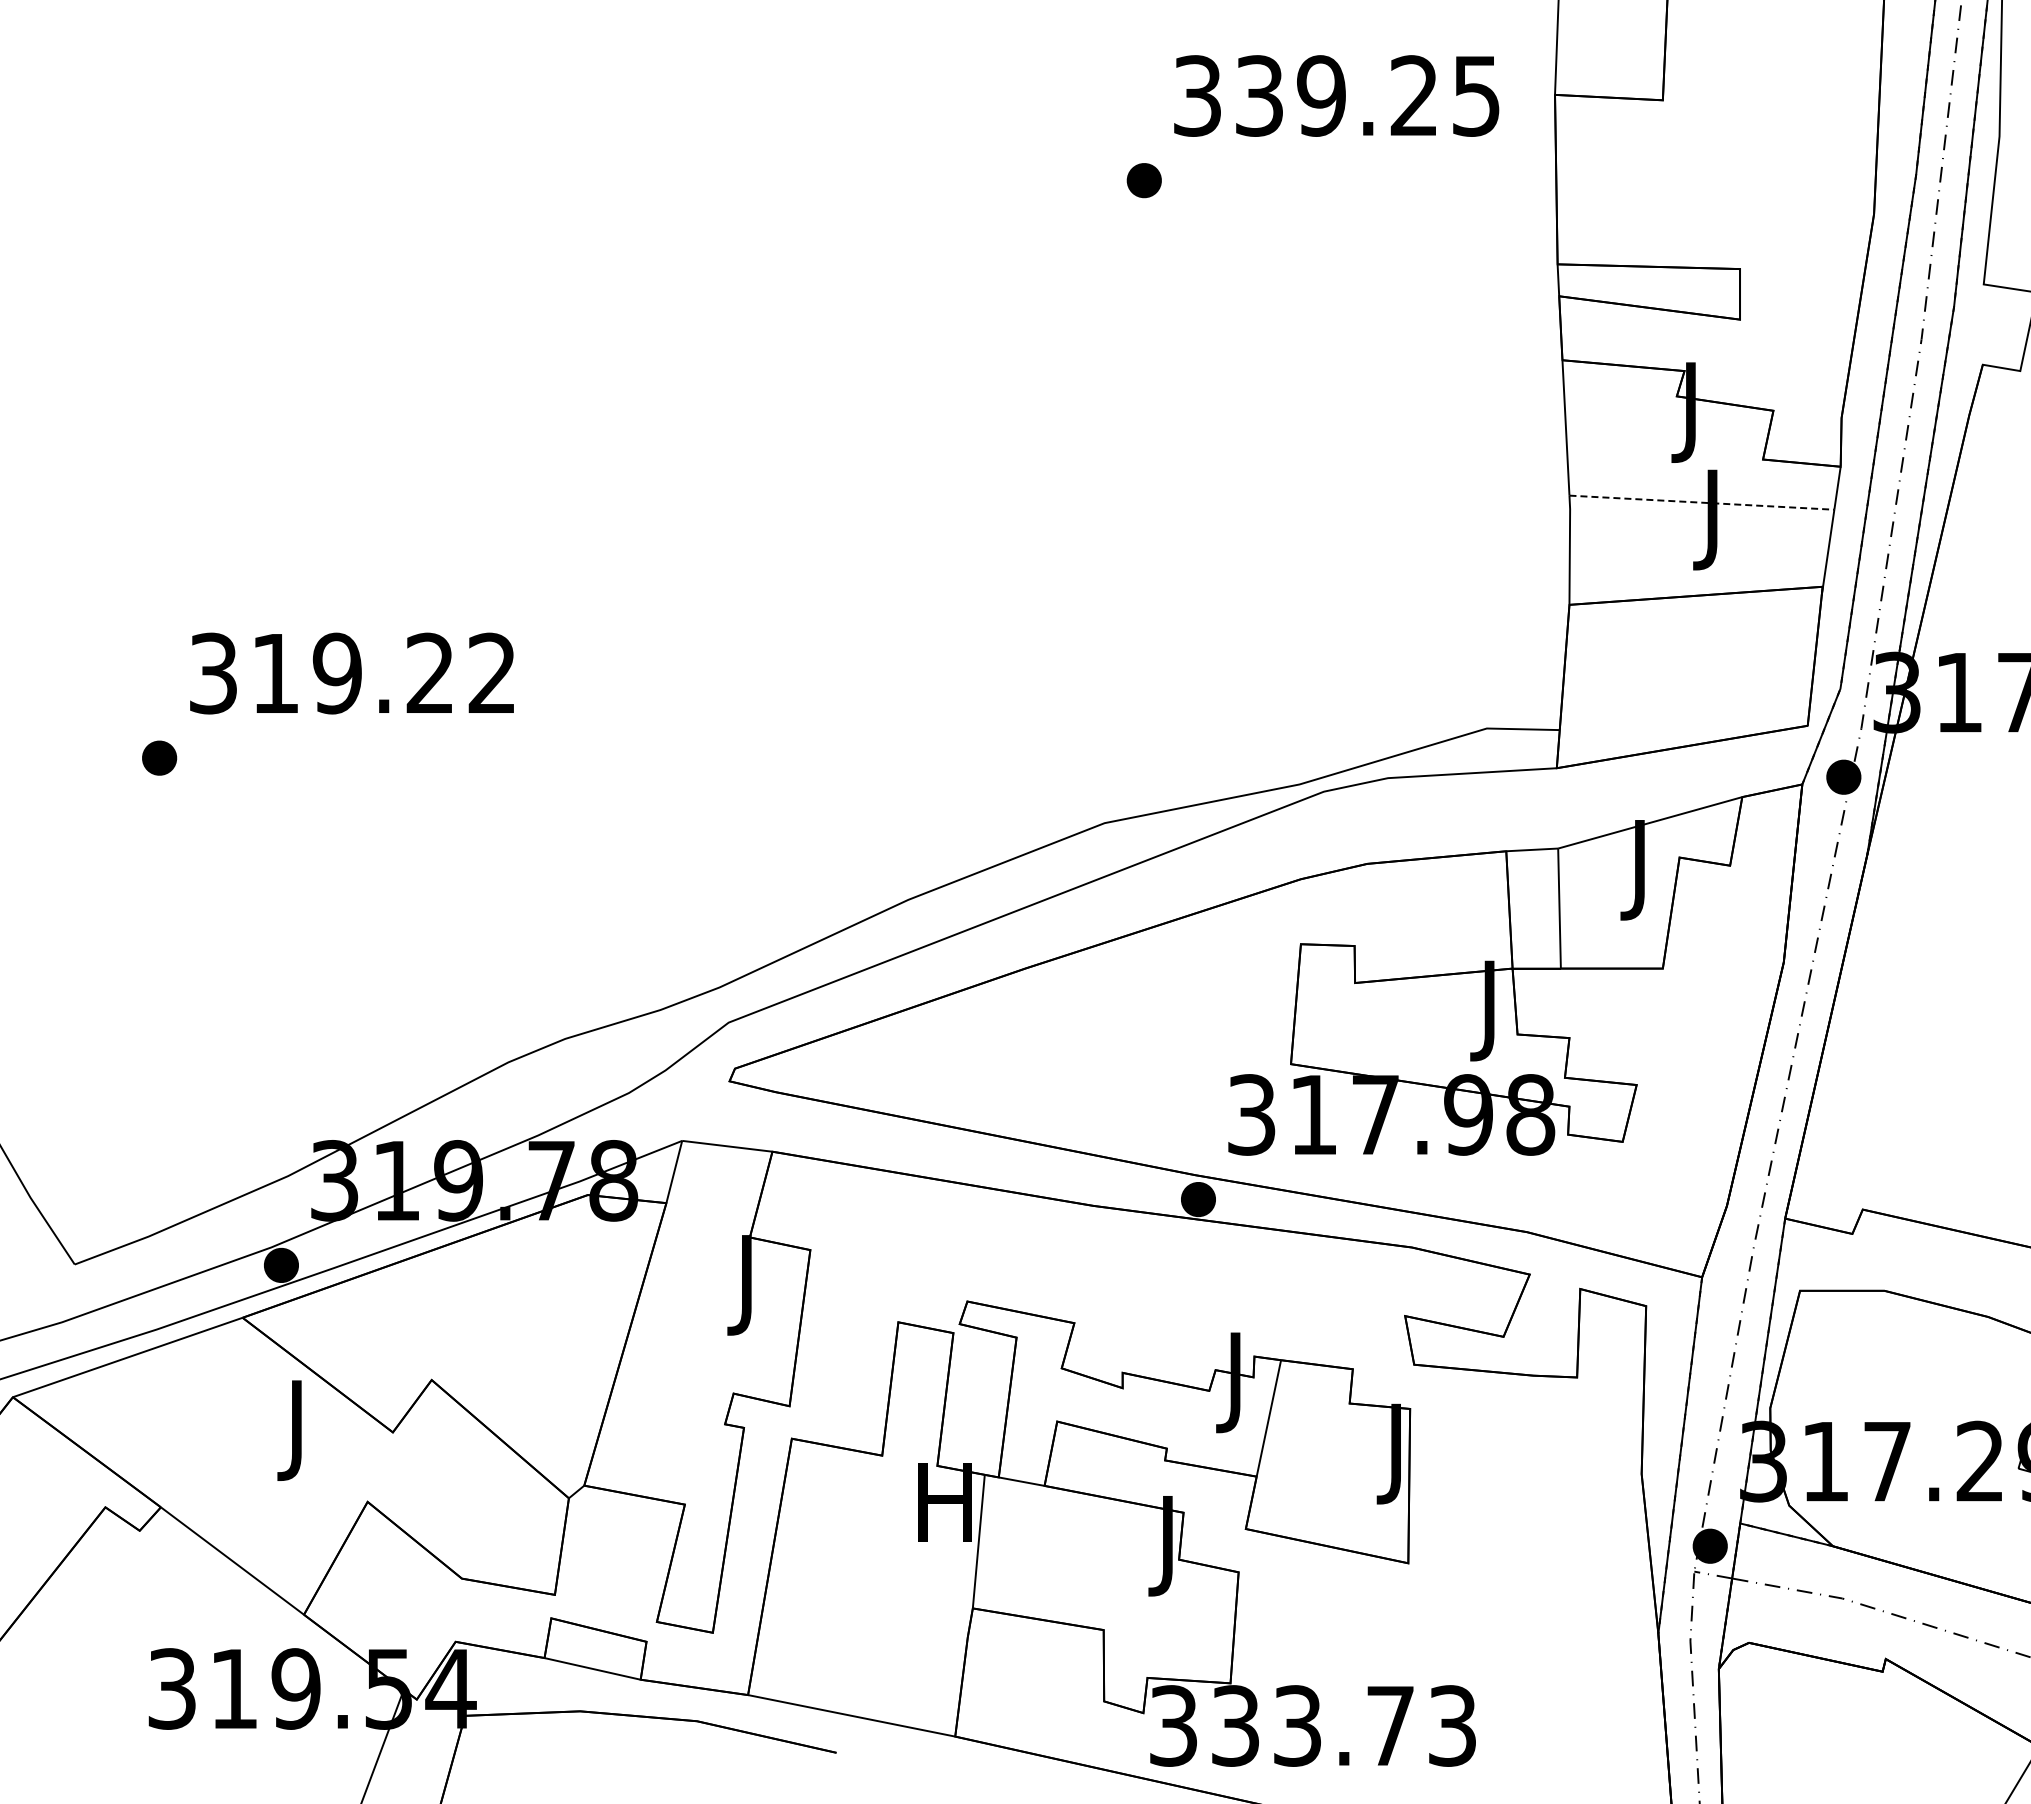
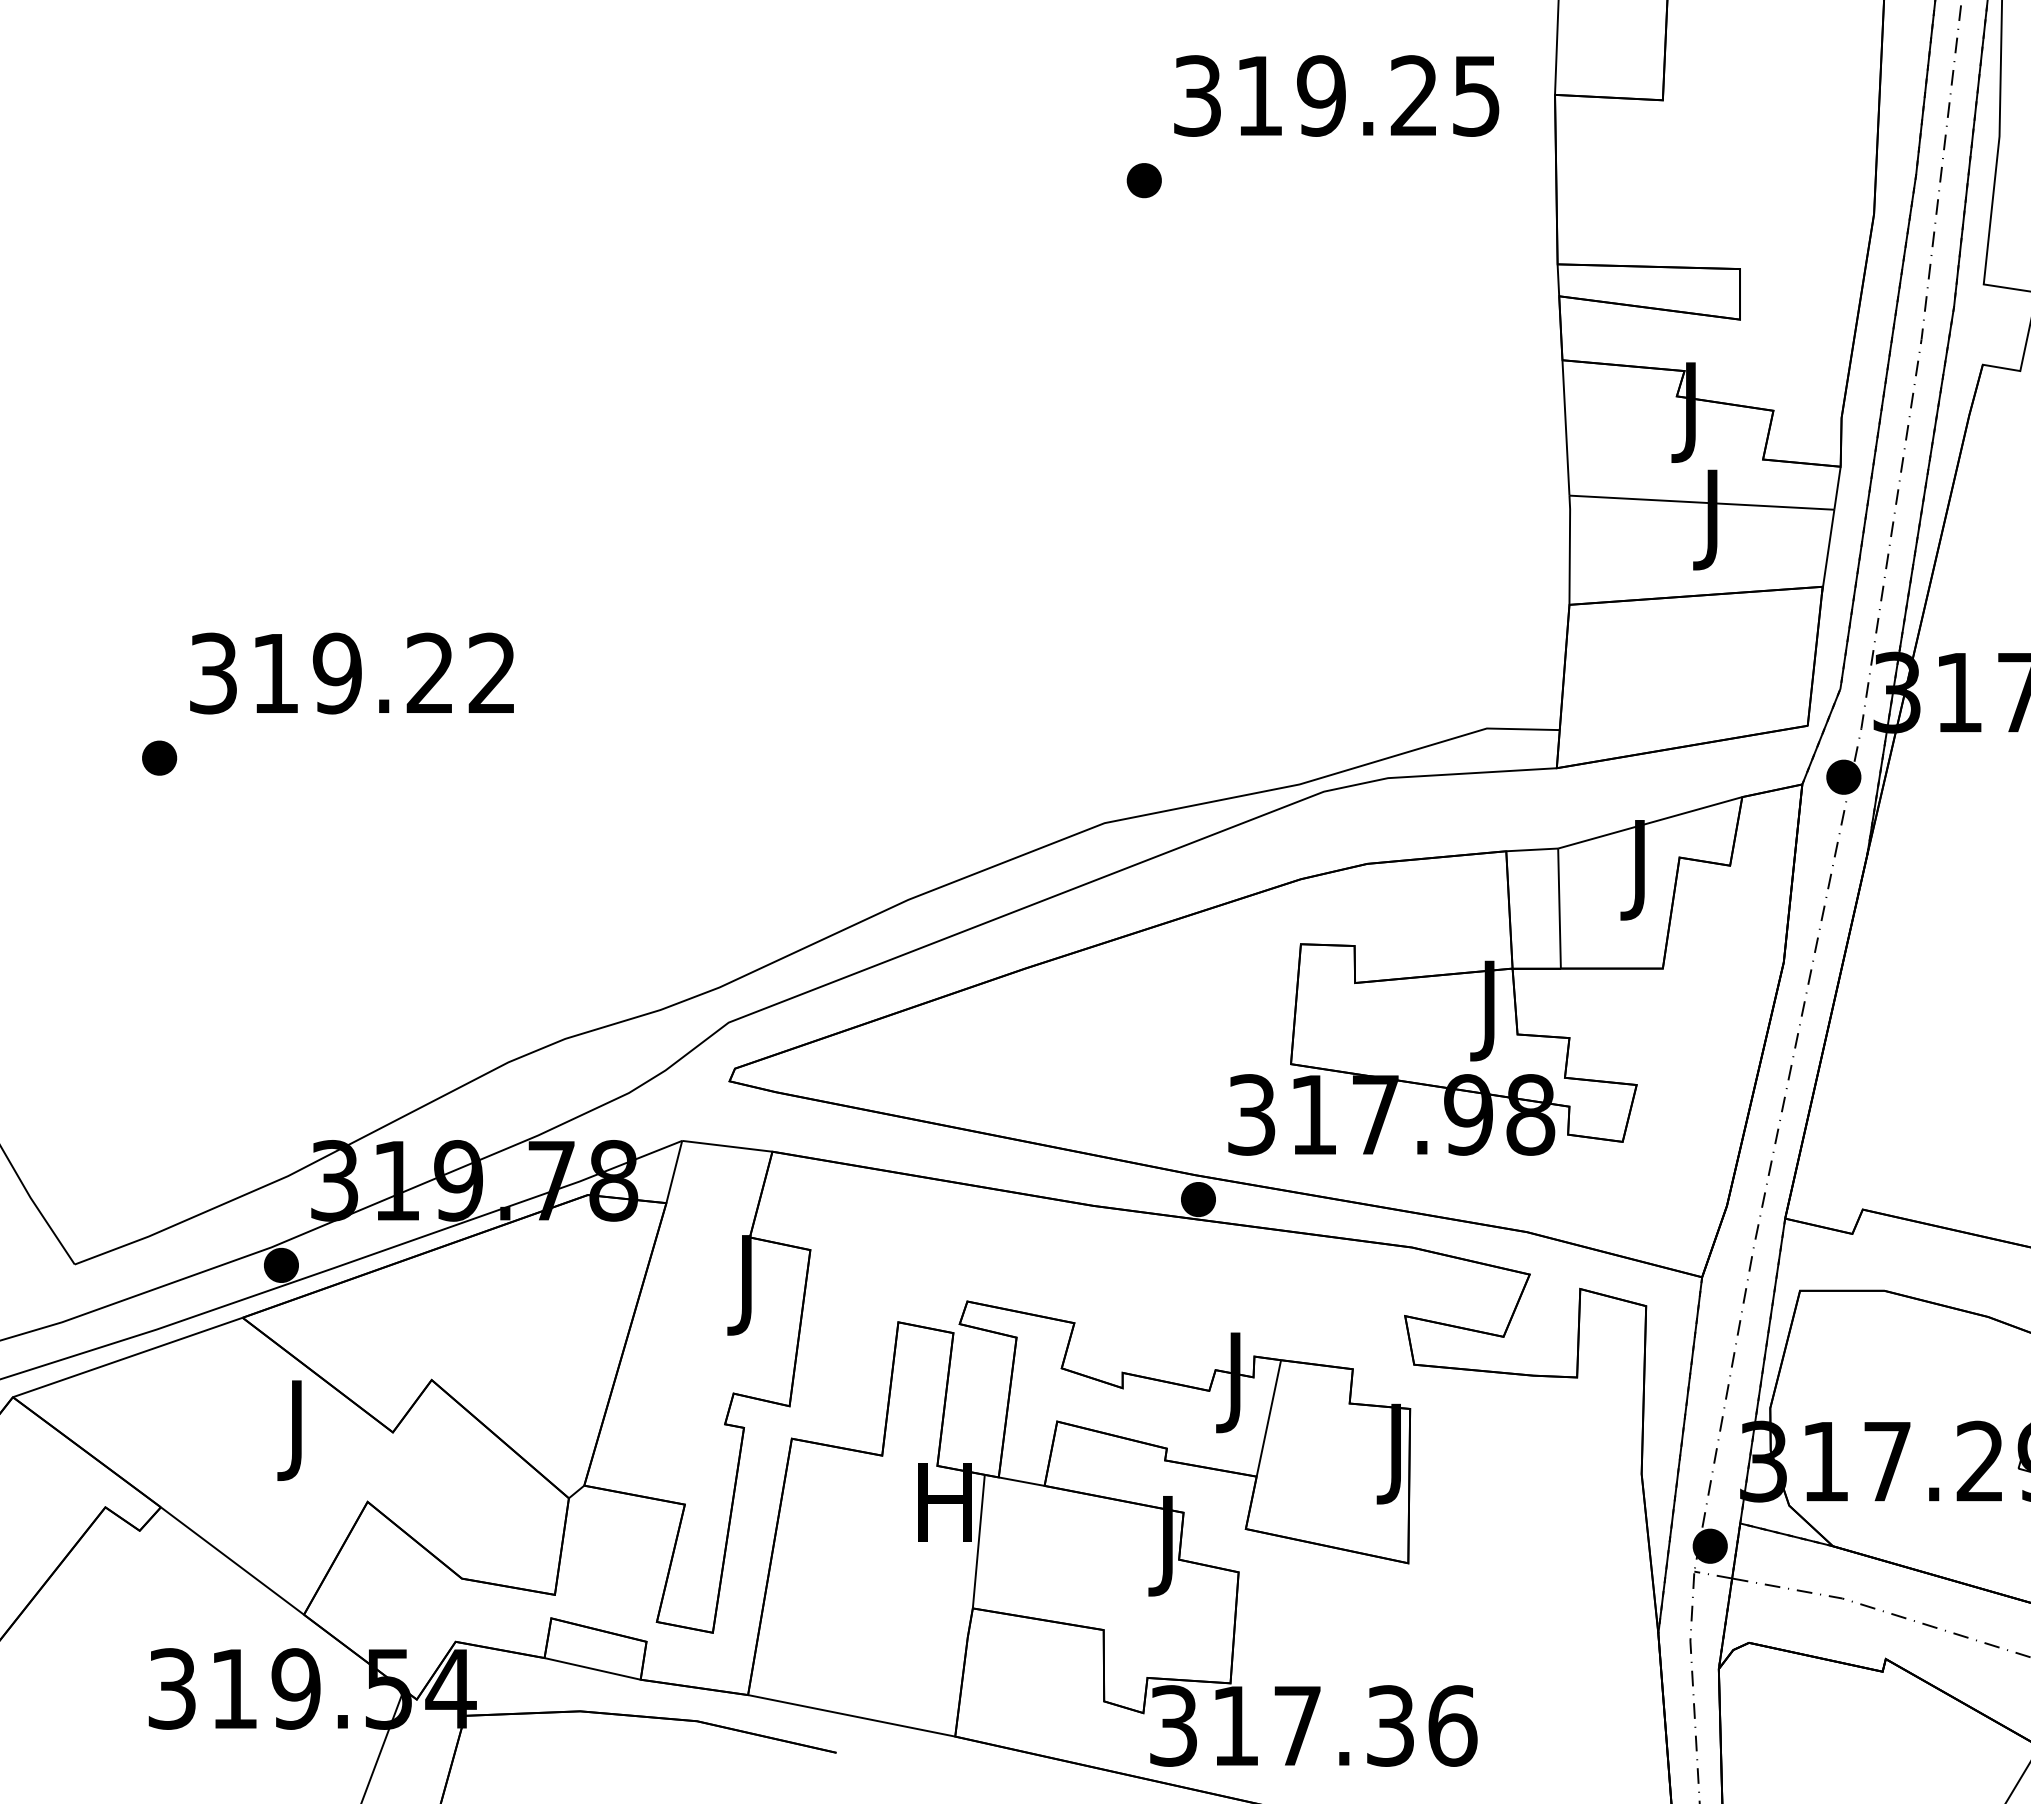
text: 339.25 -> 319.25 (1259, 95)
line: dashed -> solid (1701, 502)
text: 333.73 -> 317.36 (1344, 1725)
